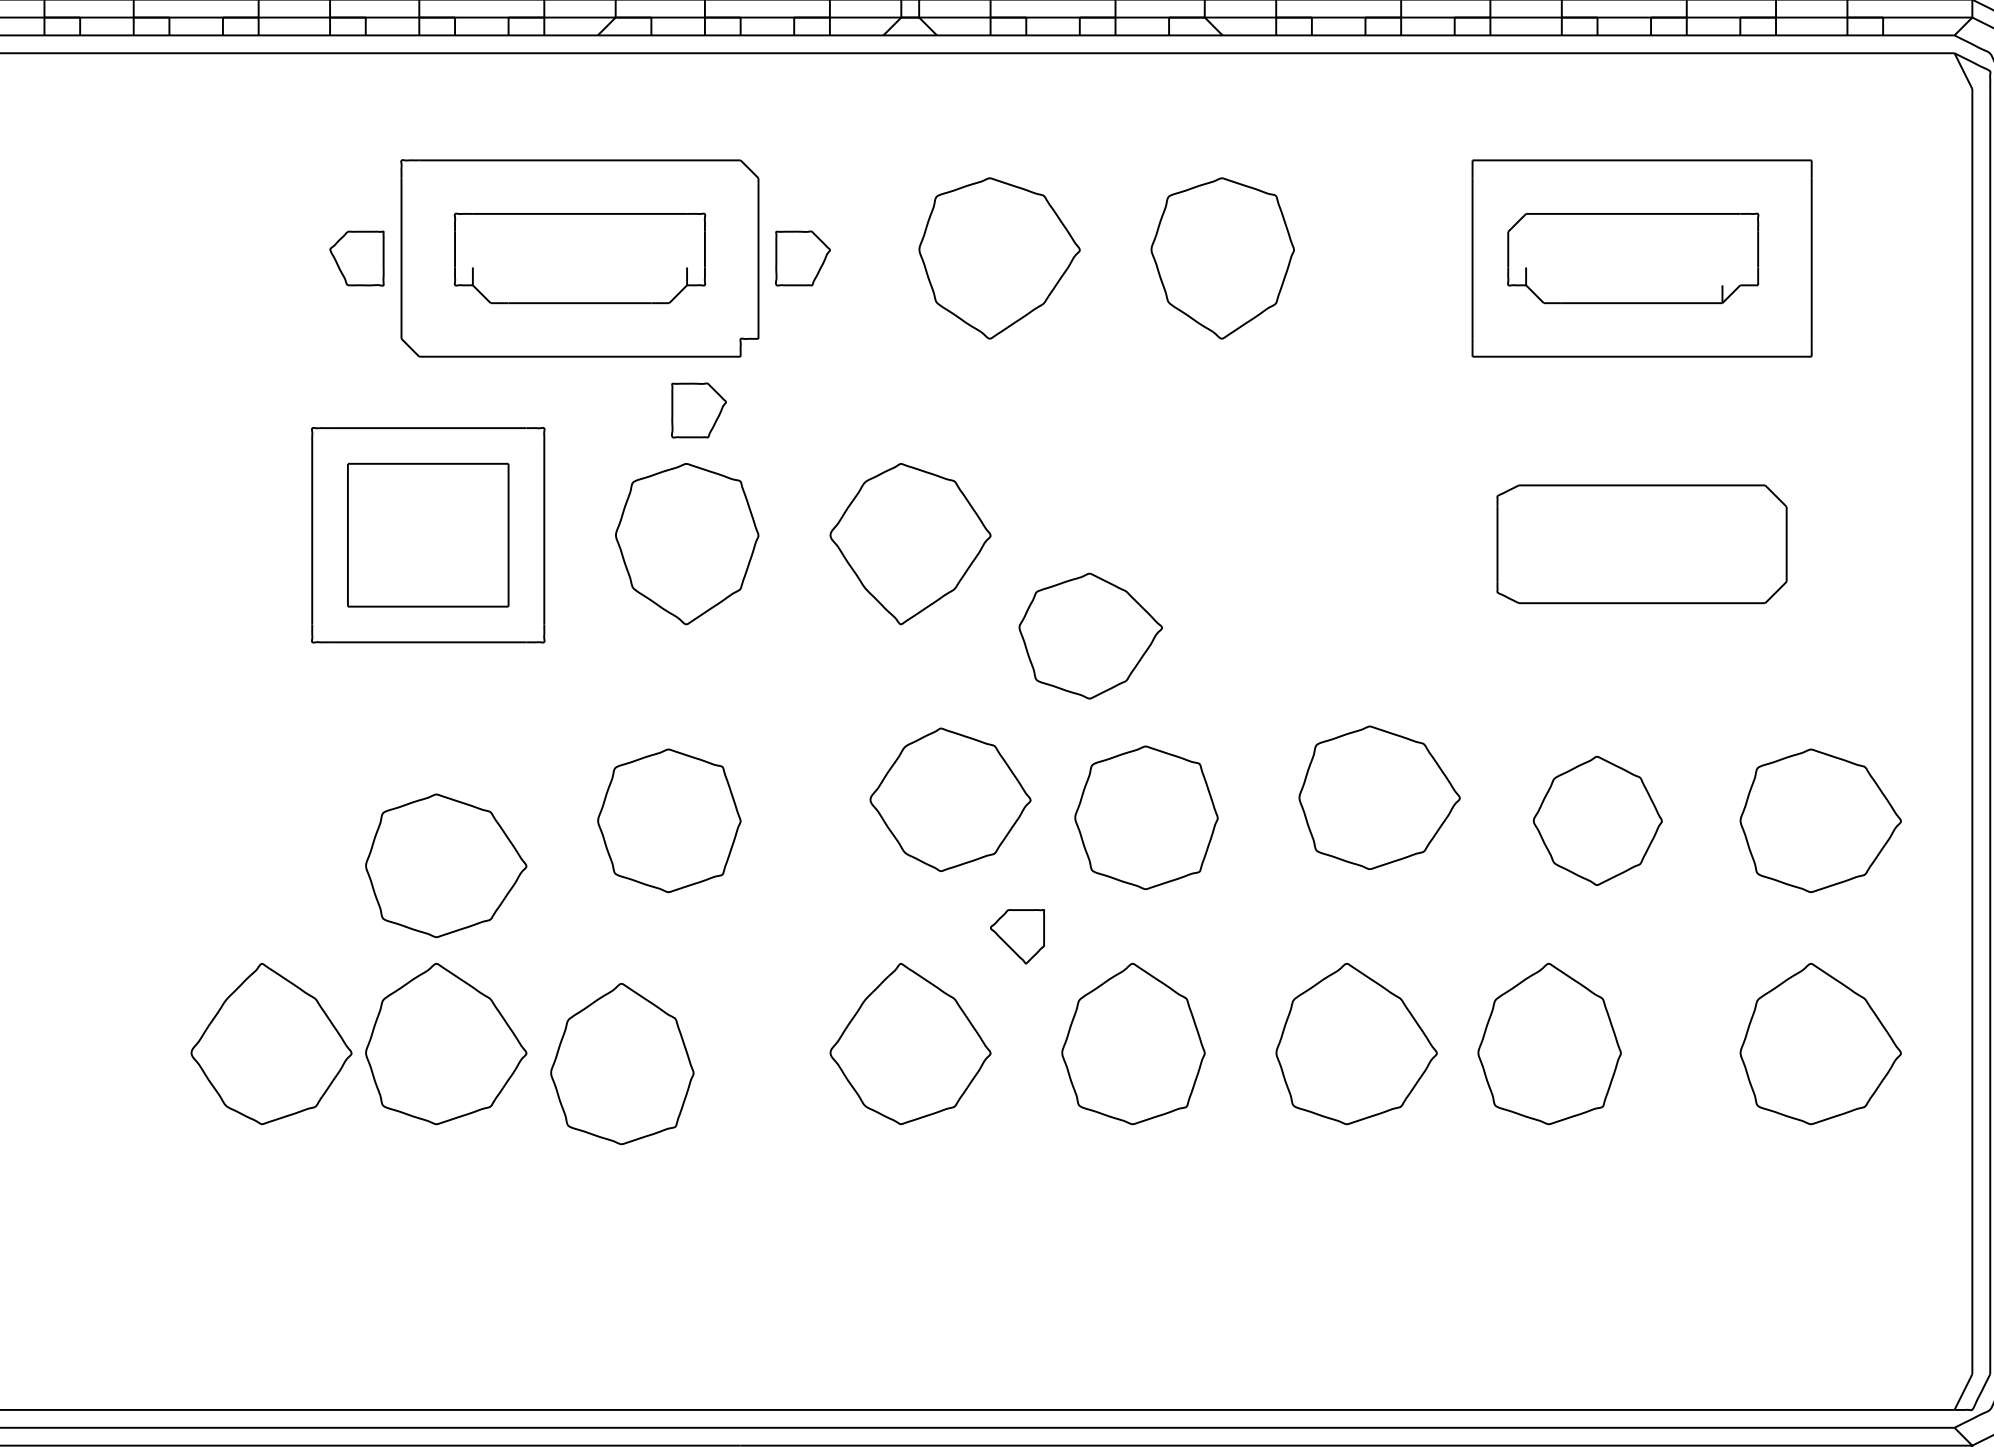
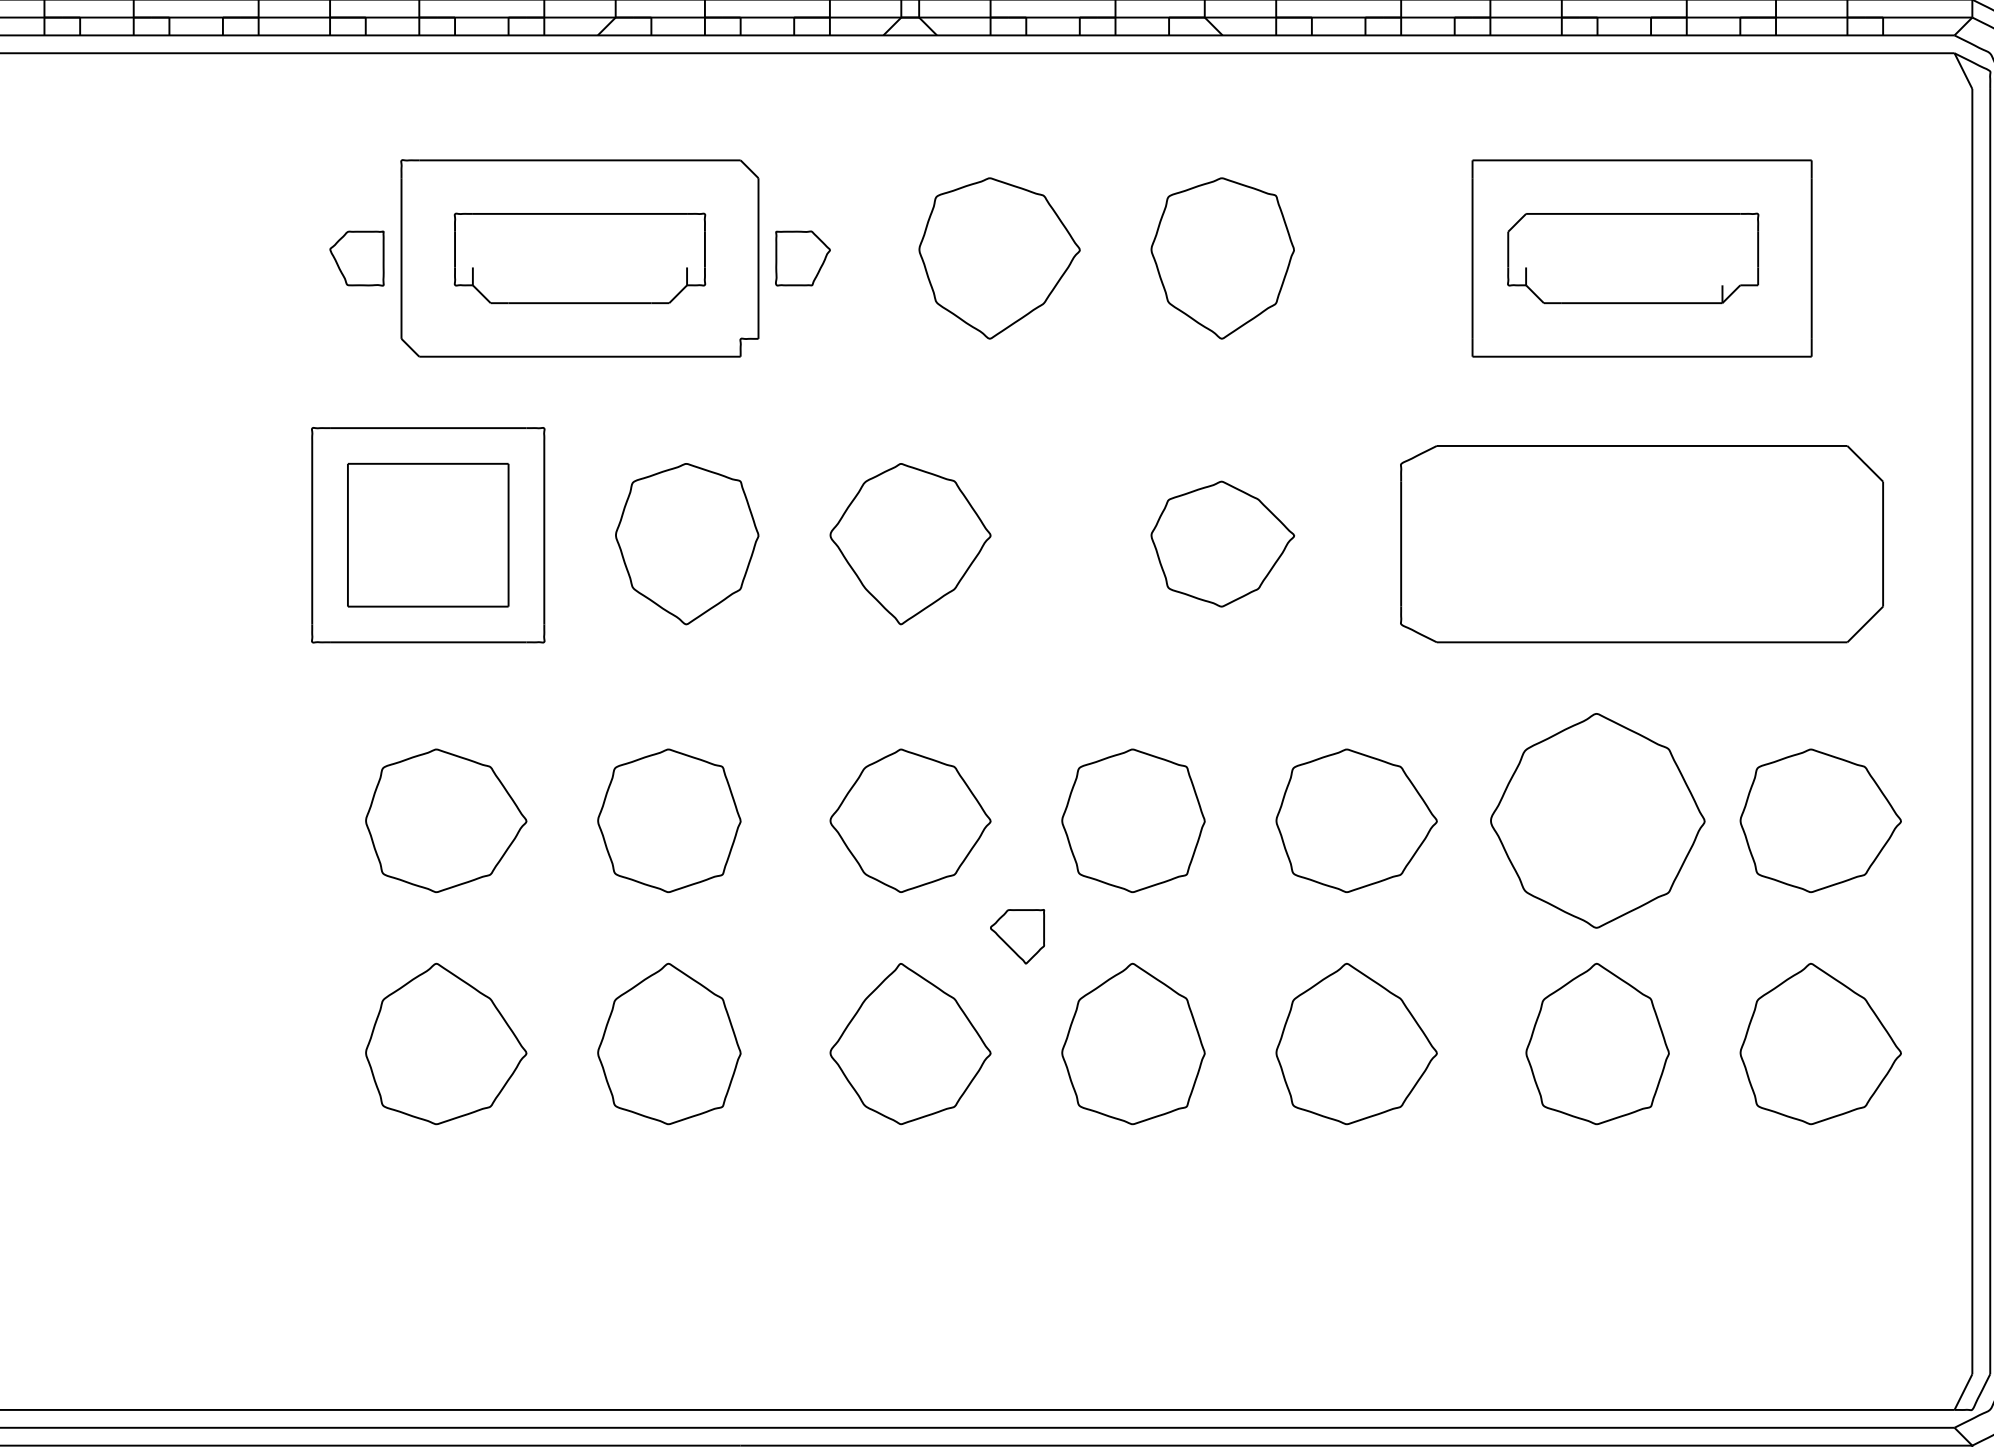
part: present -> none (698, 410)
part size: 292x121 px -> 484x199 px (1641, 544)
part position: (1090, 635) -> (1222, 543) (1222, 543)
part position: (1379, 797) -> (1356, 820) (1356, 820)
part position: (950, 799) -> (910, 820) (910, 820)
part position: (1146, 817) -> (1133, 820) (1133, 820)
part size: 131x131 px -> 216x216 px (1597, 820)
part position: (446, 865) -> (446, 820) (446, 820)
part position: (1549, 1043) -> (1597, 1043) (1597, 1043)
part: present -> none (271, 1044)
part position: (622, 1063) -> (669, 1043) (669, 1043)
